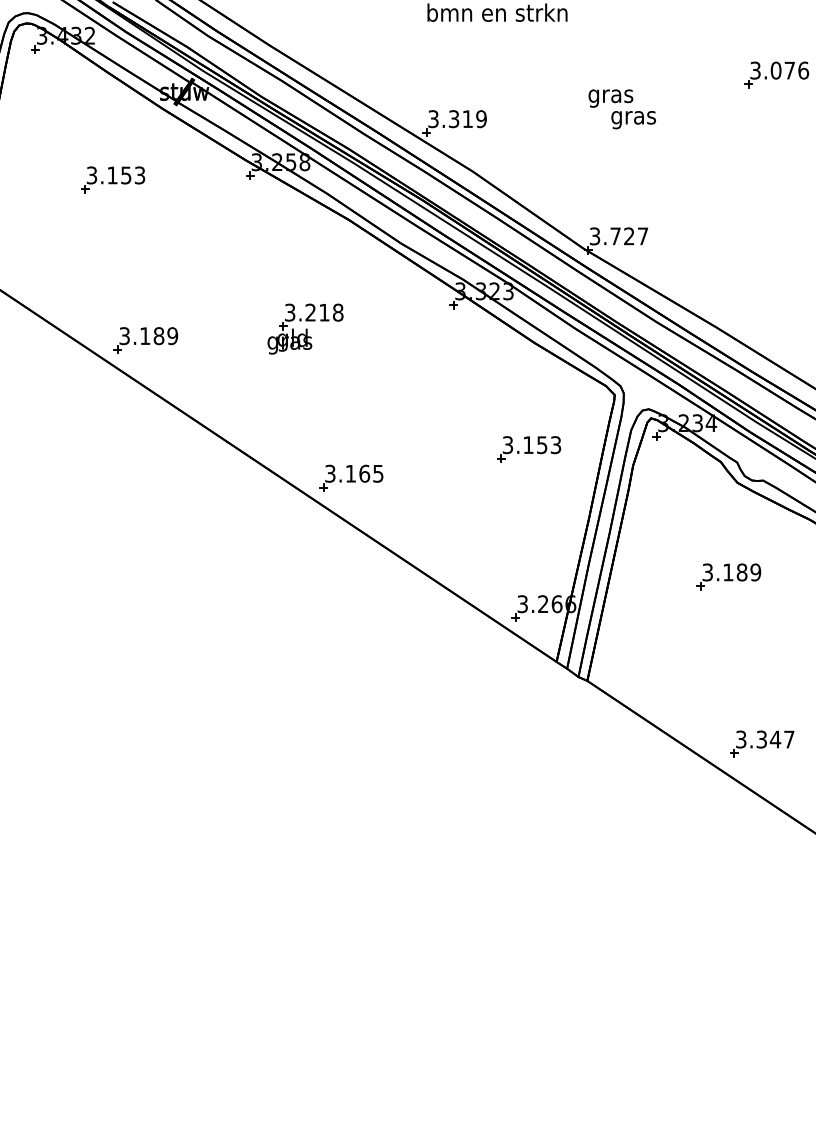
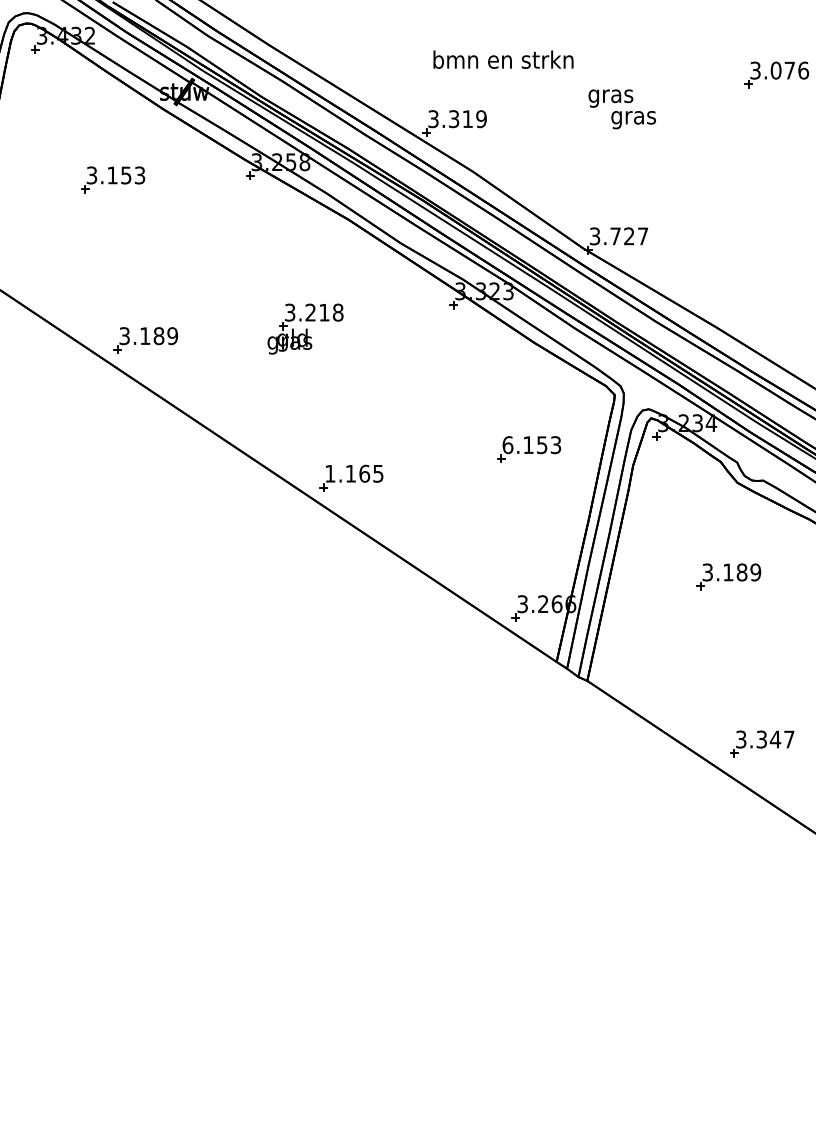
text position: (497, 12) -> (503, 59) (503, 59)
text: 3.153 -> 6.153 (507, 445)
text: 3.165 -> 1.165 (330, 473)
